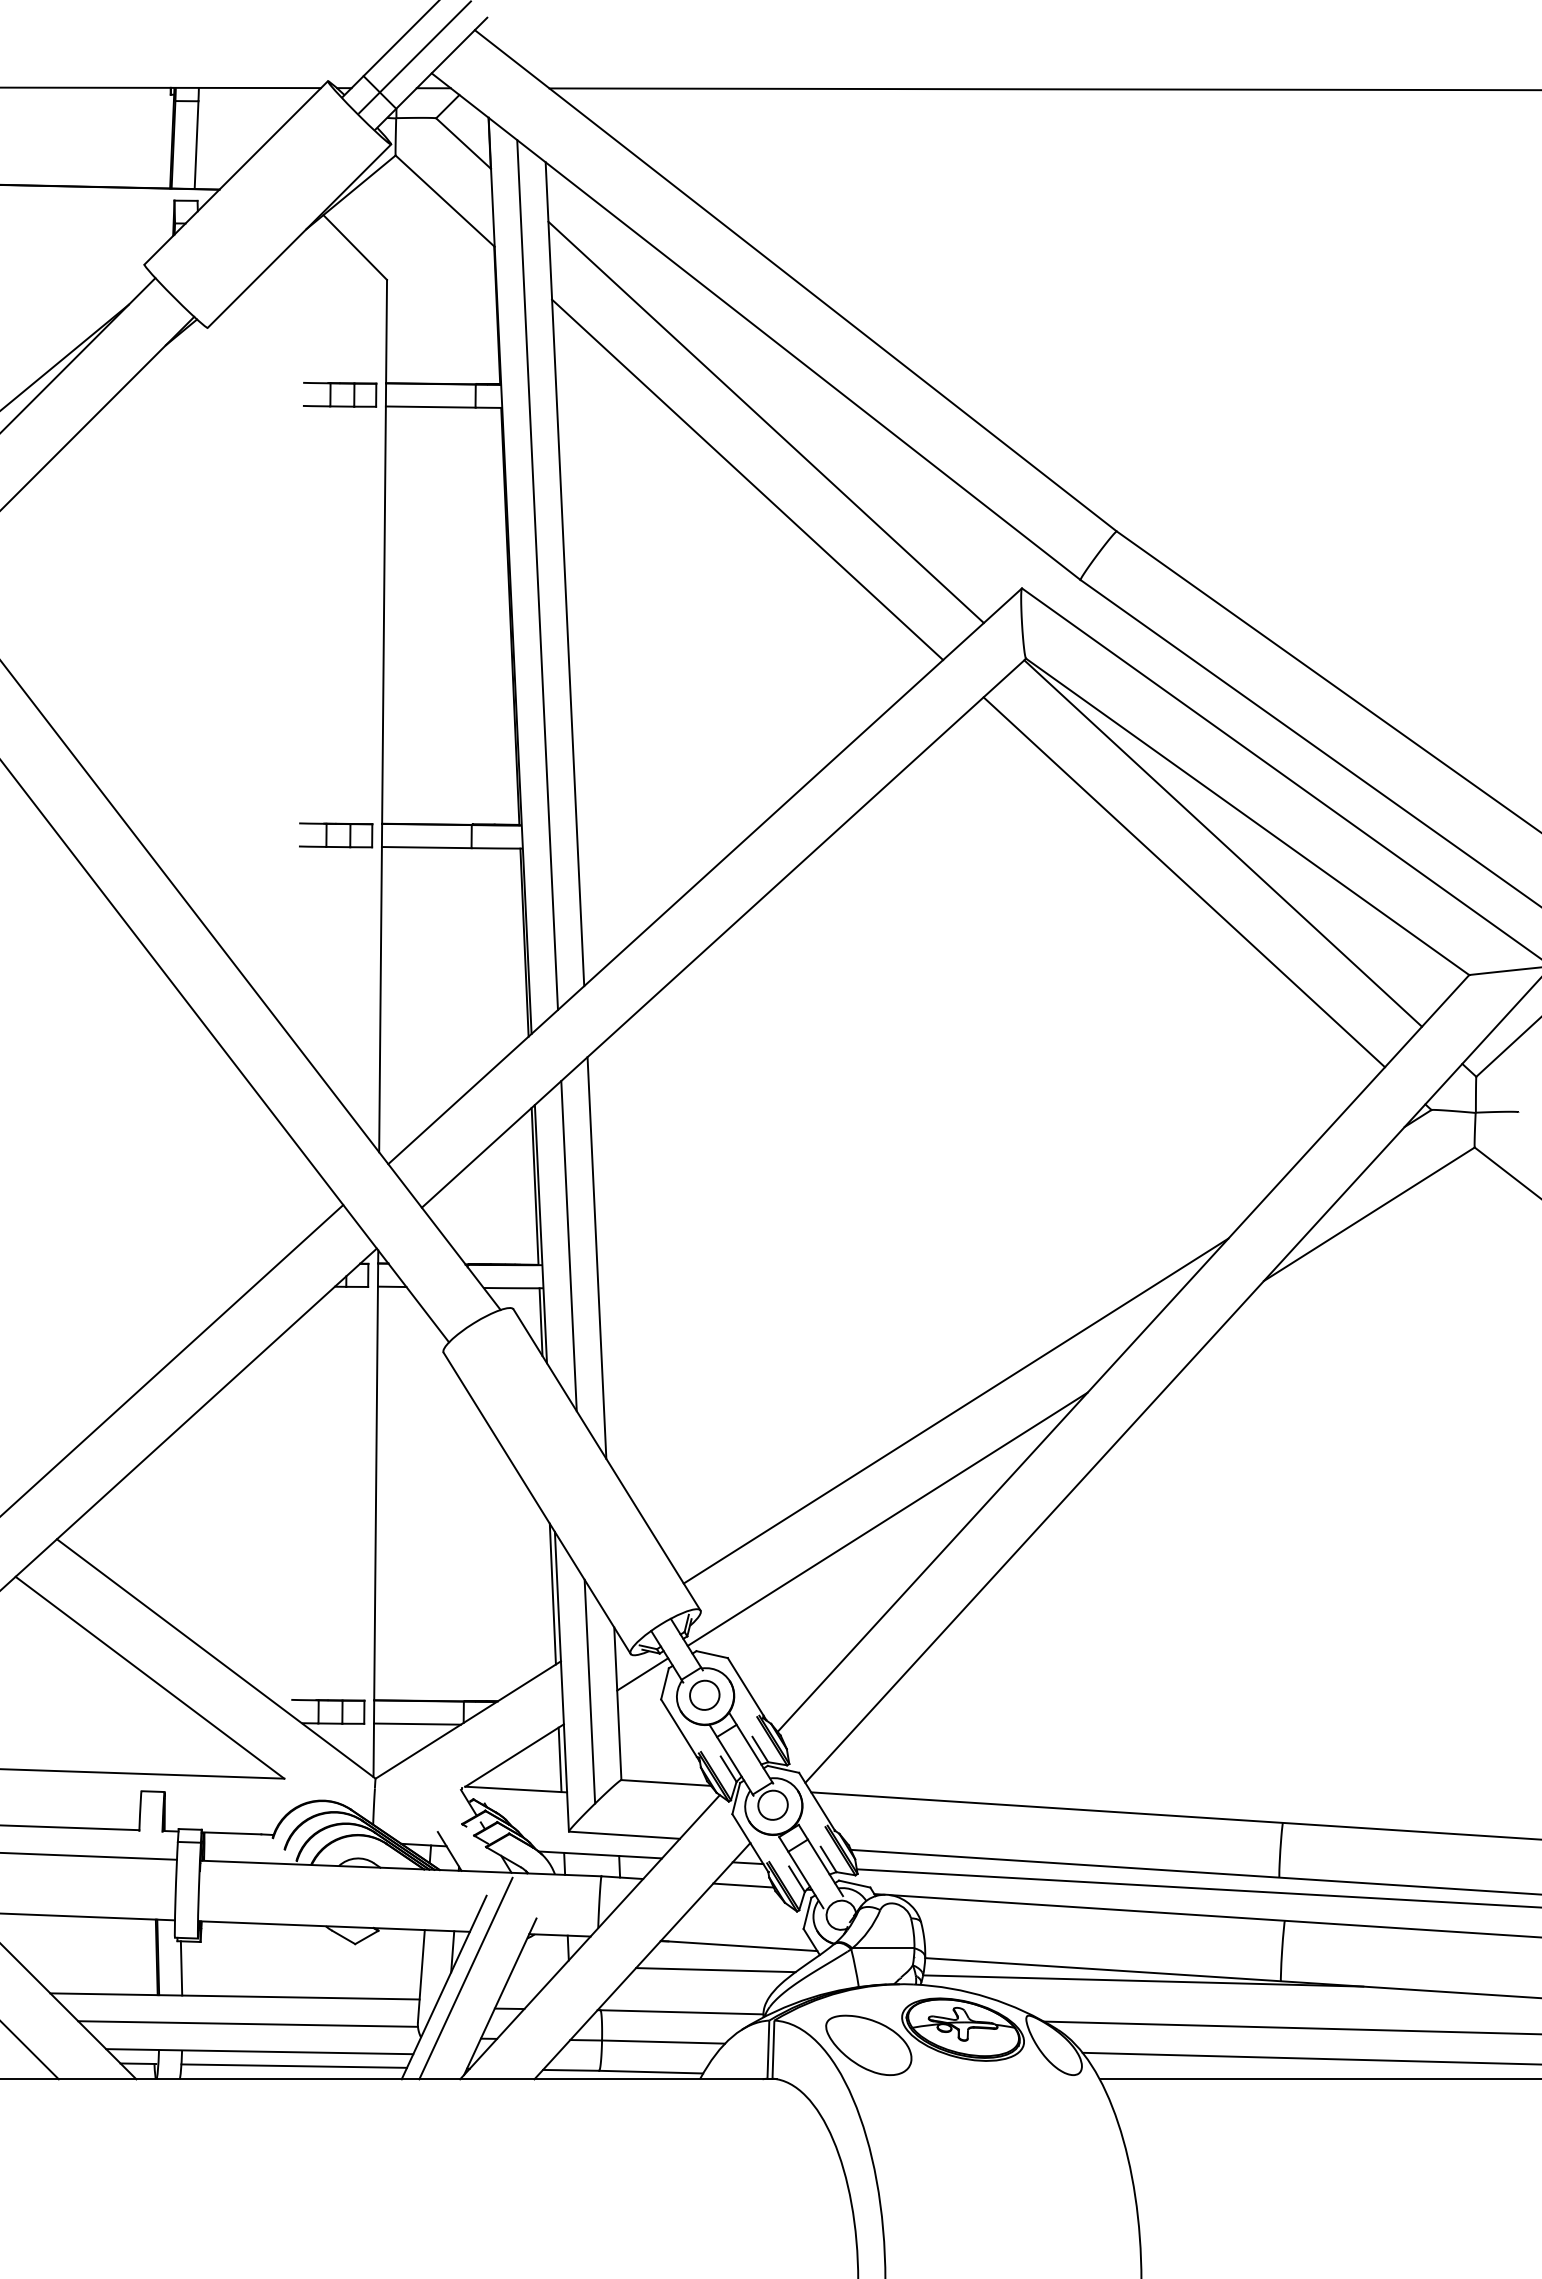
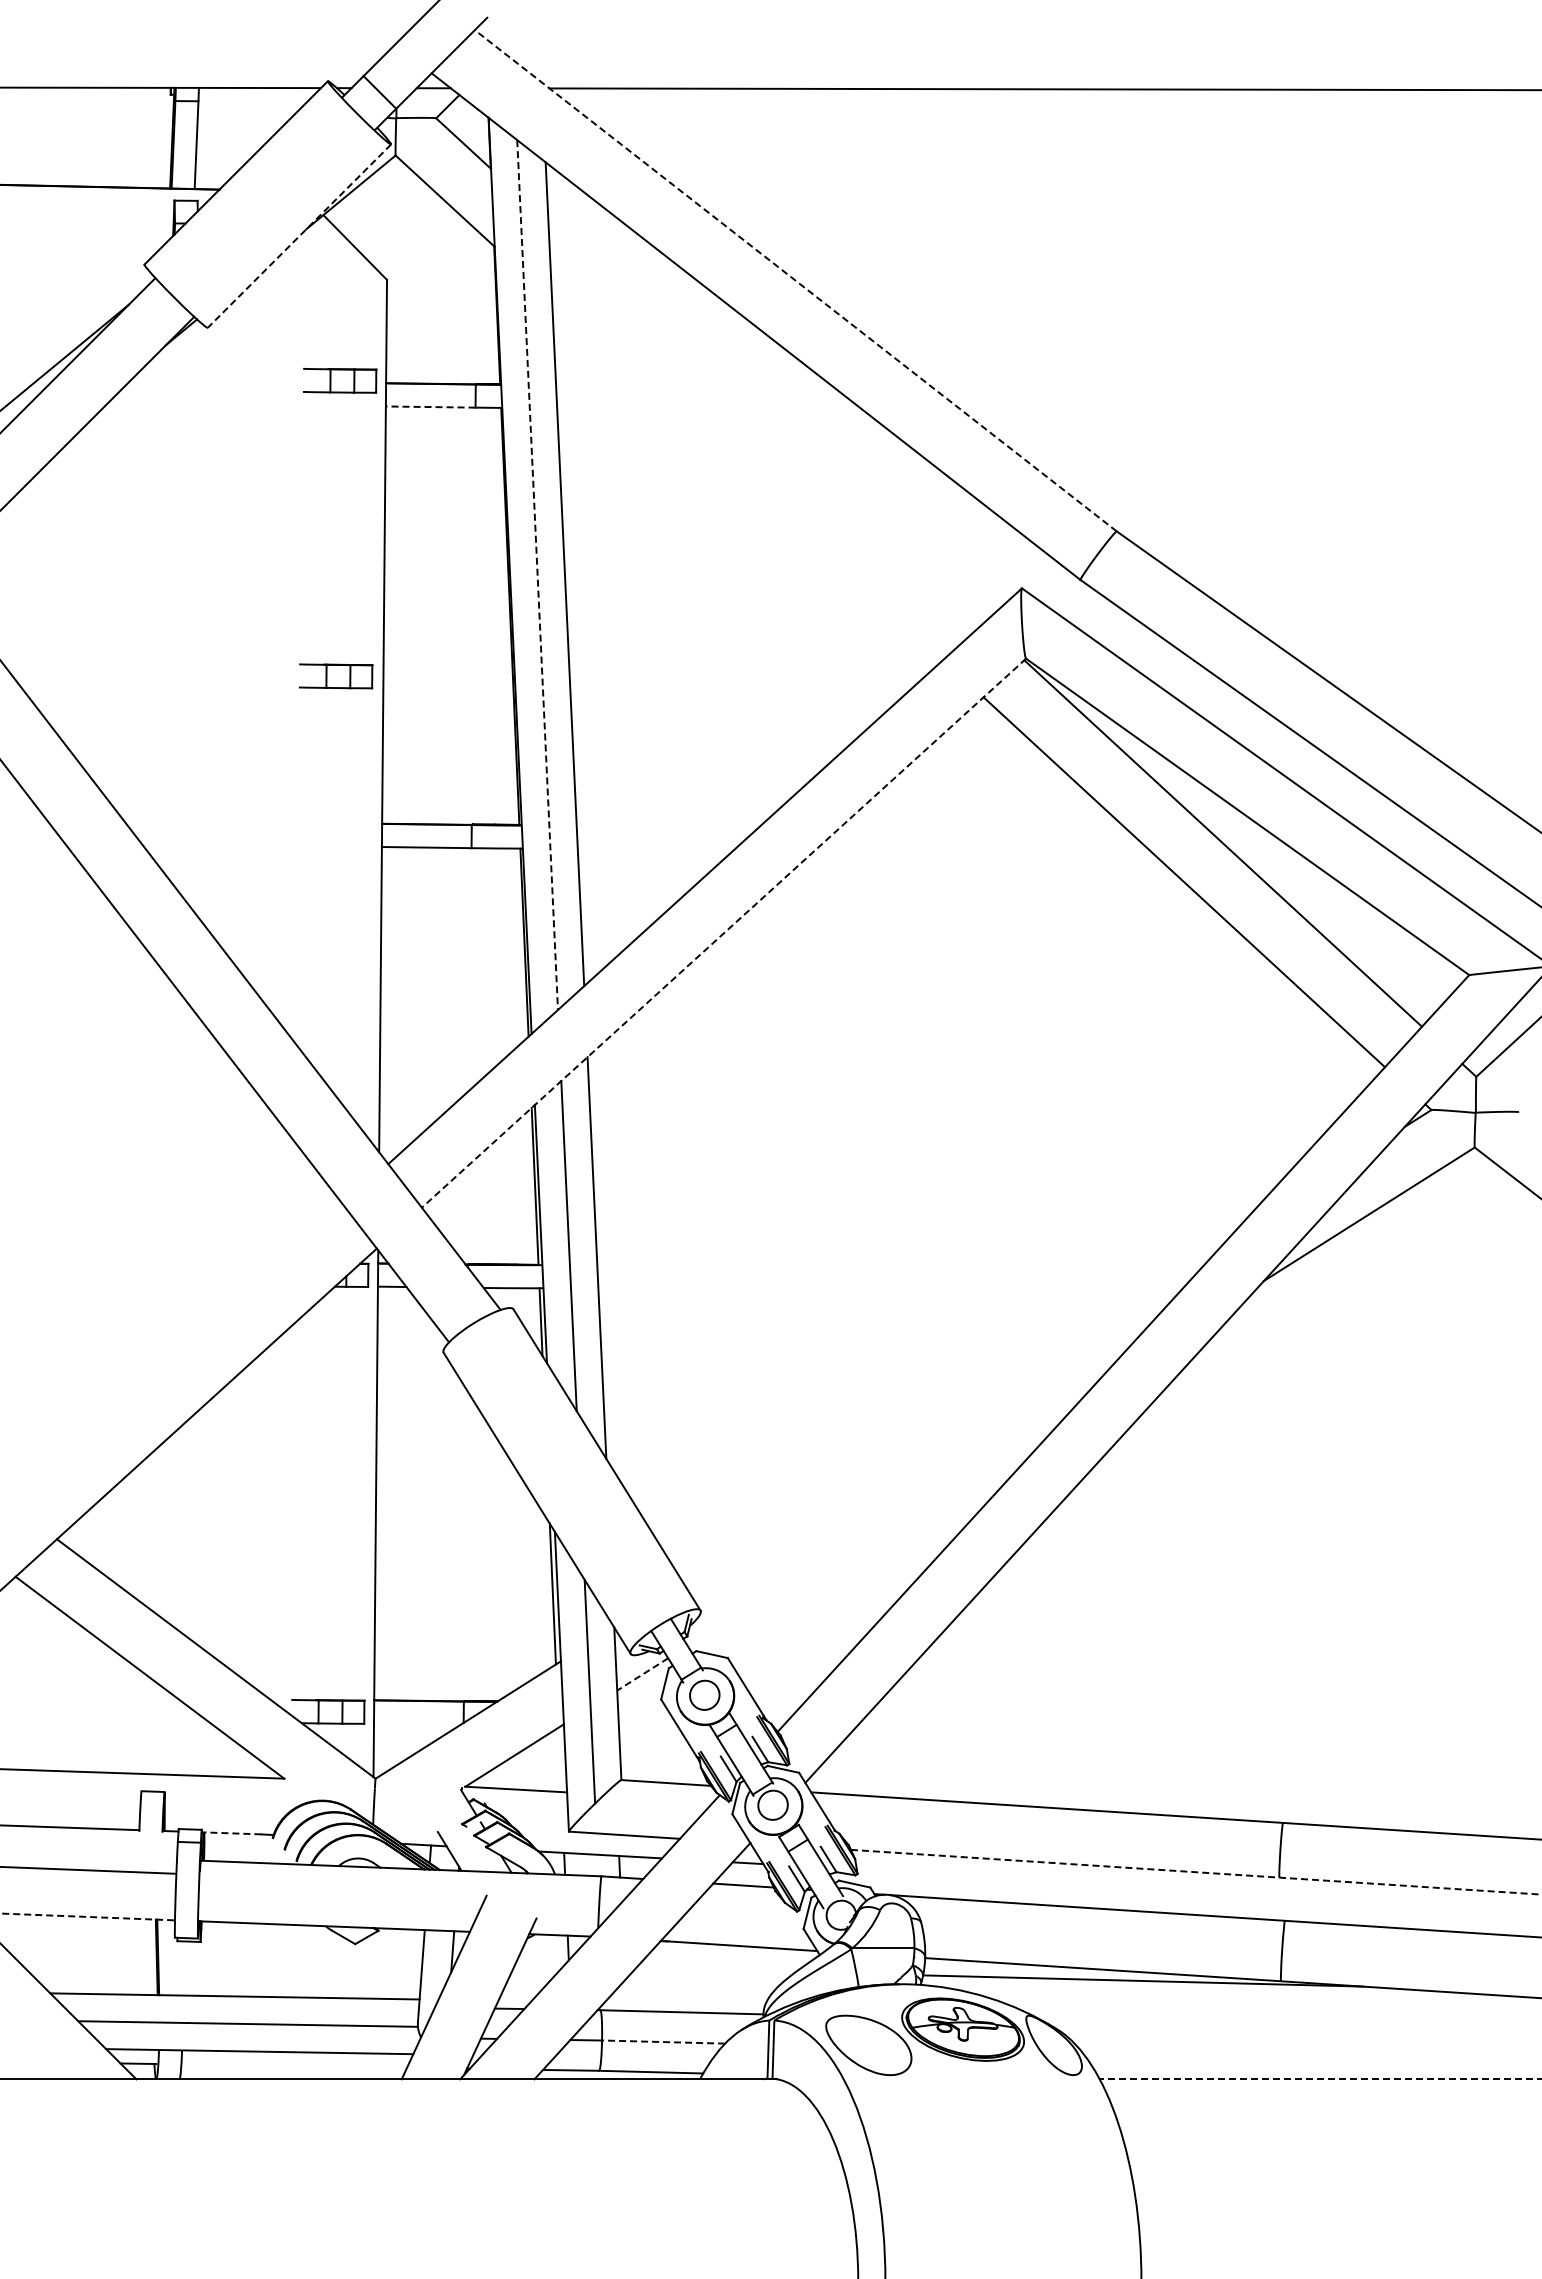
line: present -> none (414, 57)
line: solid -> dashed (299, 236)
line: solid -> dashed (795, 280)
part position: (340, 394) -> (340, 380) (340, 380)
line: solid -> dashed (430, 407)
line: present -> none (765, 422)
line: present -> none (747, 479)
line: solid -> dashed (537, 575)
part position: (336, 835) -> (336, 676) (336, 676)
line: solid -> dashed (723, 933)
line: present -> none (172, 1359)
line: present -> none (955, 1410)
line: present -> none (887, 1518)
line: solid -> dashed (642, 1674)
line: present -> none (417, 1723)
line: present -> none (559, 1759)
line: solid -> dashed (231, 1833)
line position: (89, 1855) -> (88, 1870) (88, 1870)
line: solid -> dashed (1196, 1872)
line: present -> none (1197, 1888)
line: solid -> dashed (88, 1916)
line: present -> none (181, 1968)
line: present -> none (715, 1970)
line: present -> none (465, 1978)
line: present -> none (1291, 2027)
line: solid -> dashed (663, 2042)
line: present -> none (30, 2050)
line: present -> none (1310, 2058)
line: present -> none (294, 2065)
line: solid -> dashed (1320, 2079)
